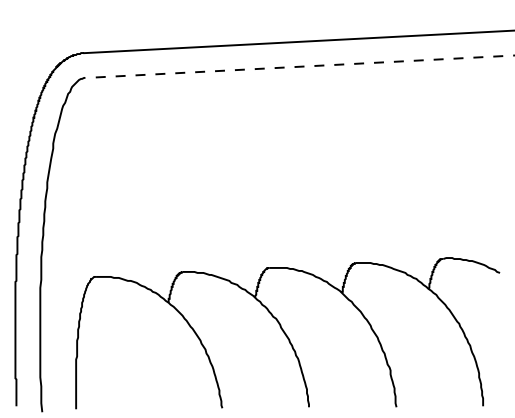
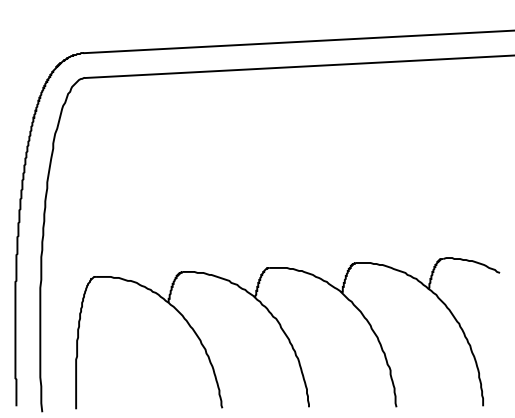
line: dashed -> solid (300, 66)
